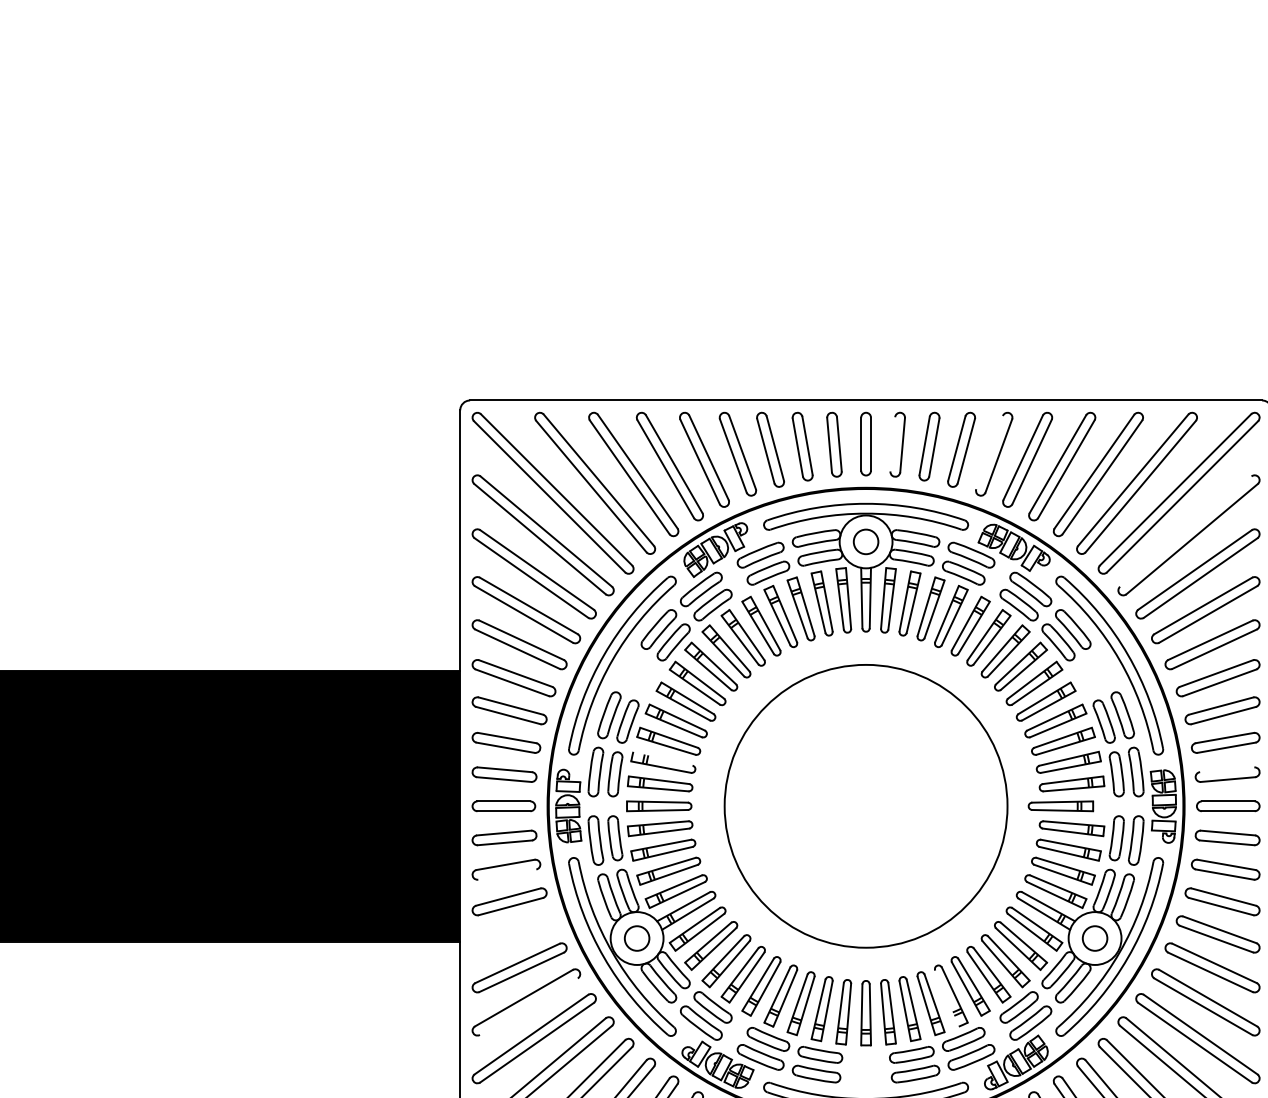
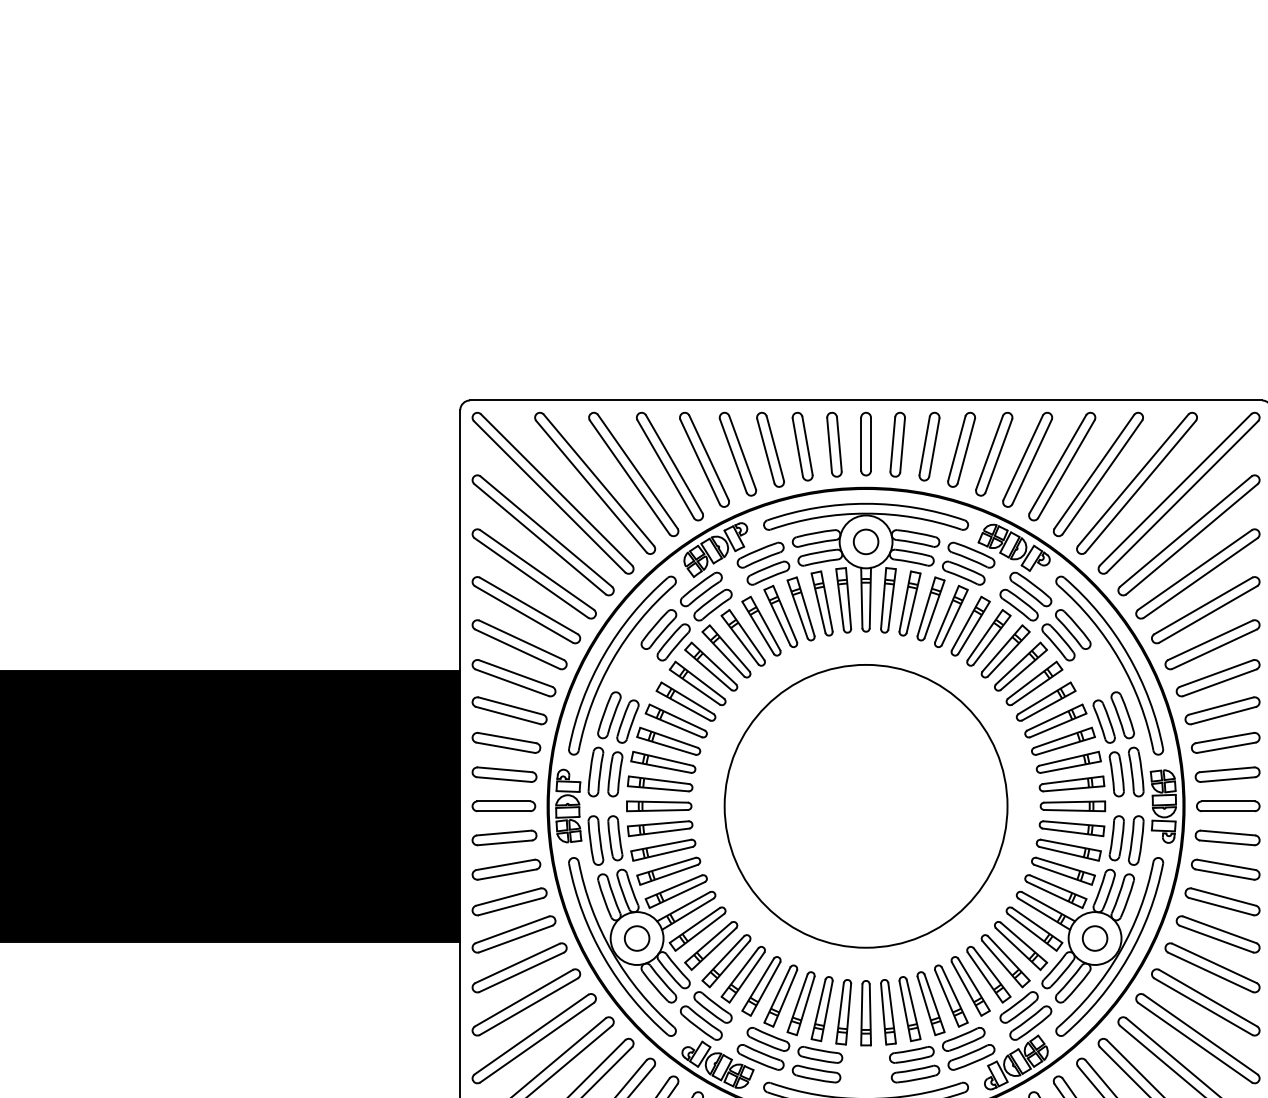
line: none -> present (892, 444)
line: none -> present (989, 452)
line: none -> present (1185, 531)
line: none -> present (662, 758)
line: none -> present (1227, 769)
part position: (1060, 806) -> (1072, 806) (1072, 806)
line: none -> present (507, 874)
part: none -> present (513, 934)
line: none -> present (946, 998)
line: none -> present (528, 1006)
